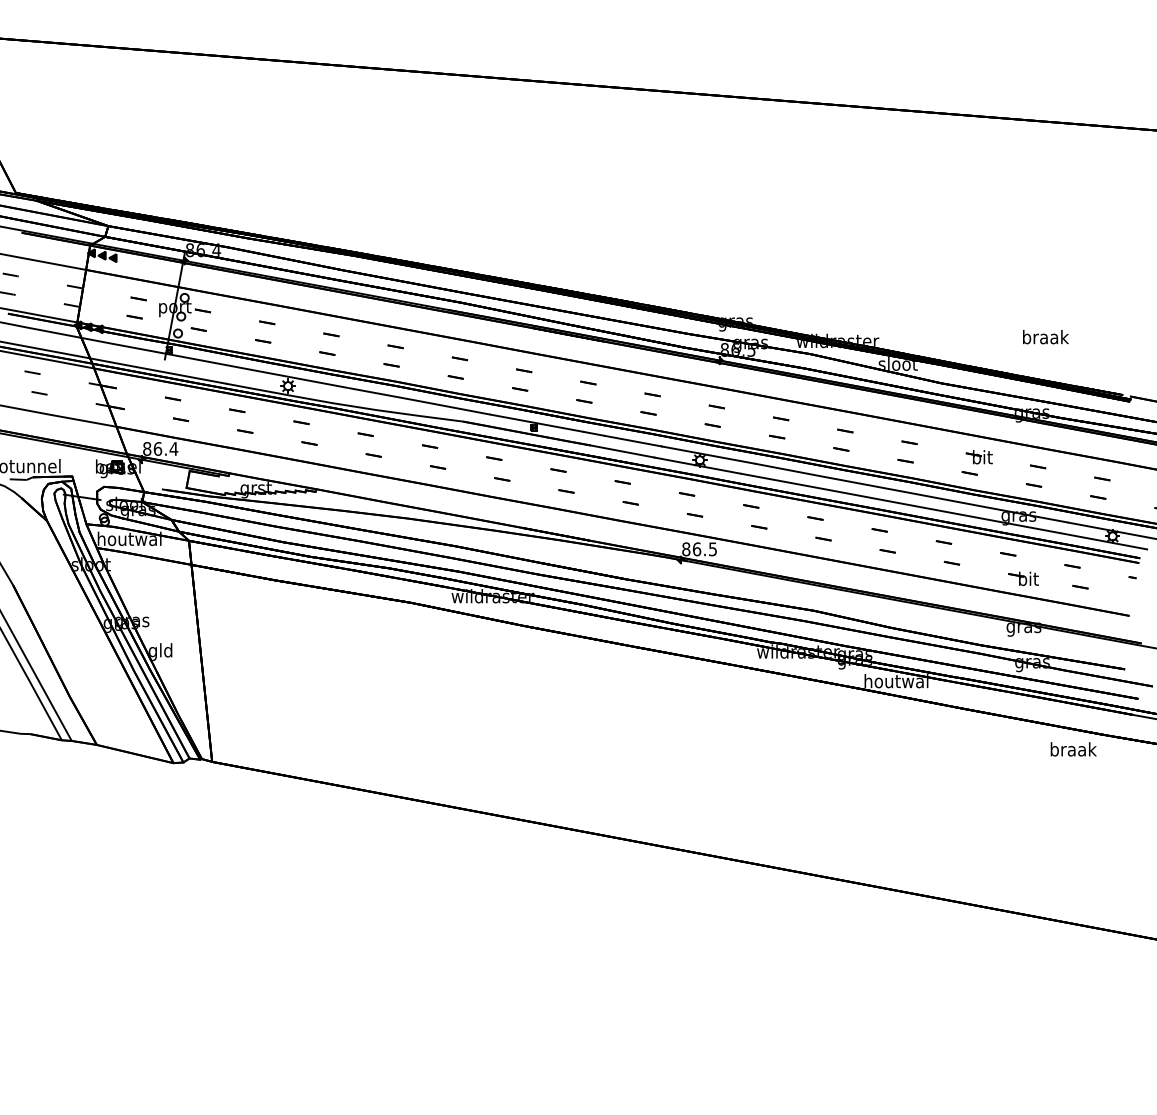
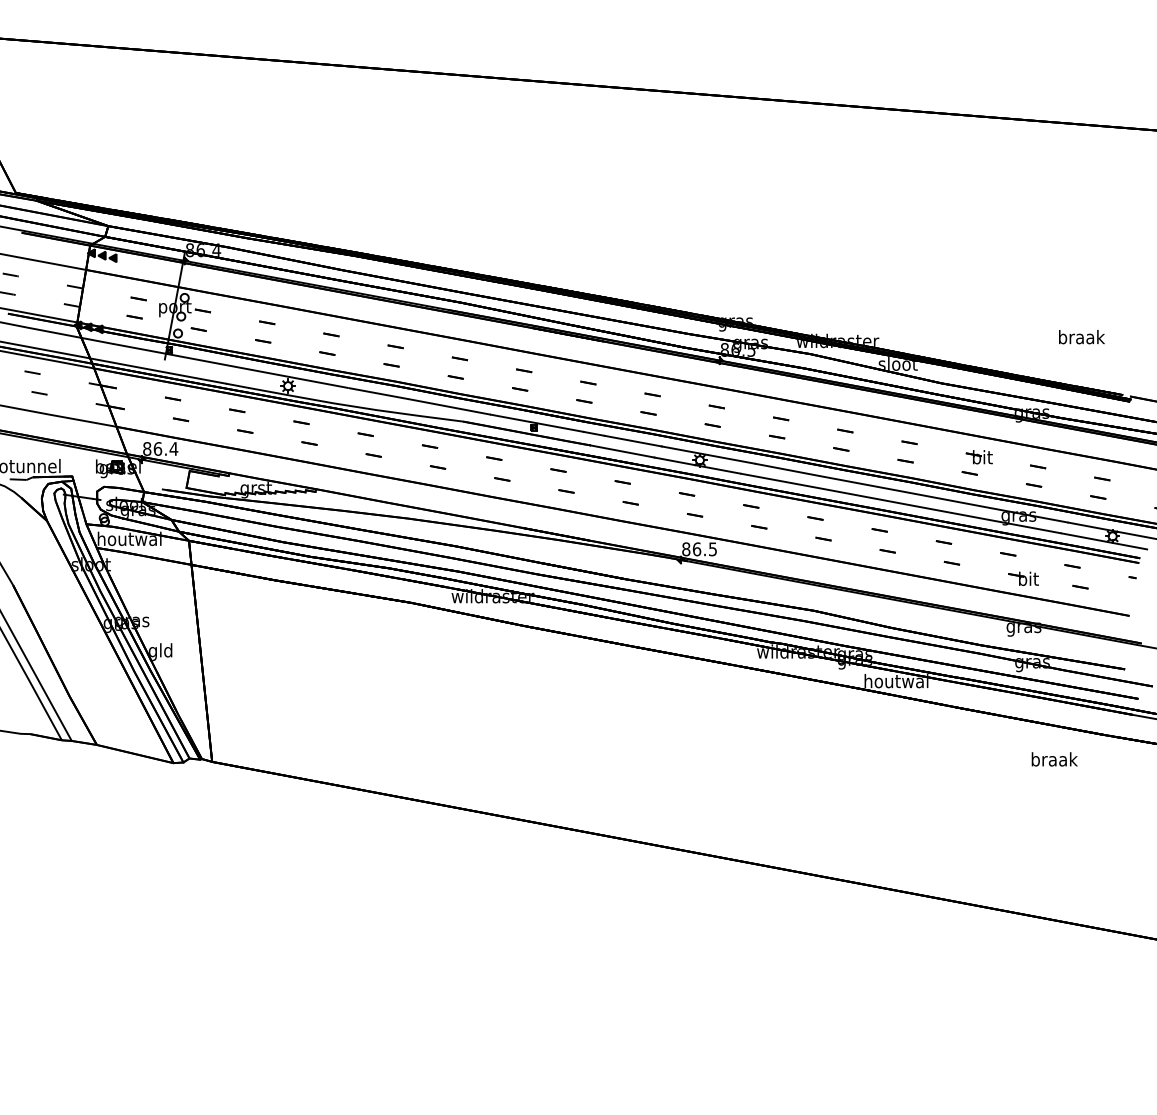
text position: (1045, 337) -> (1081, 337) (1081, 337)
text position: (1073, 749) -> (1054, 759) (1054, 759)
